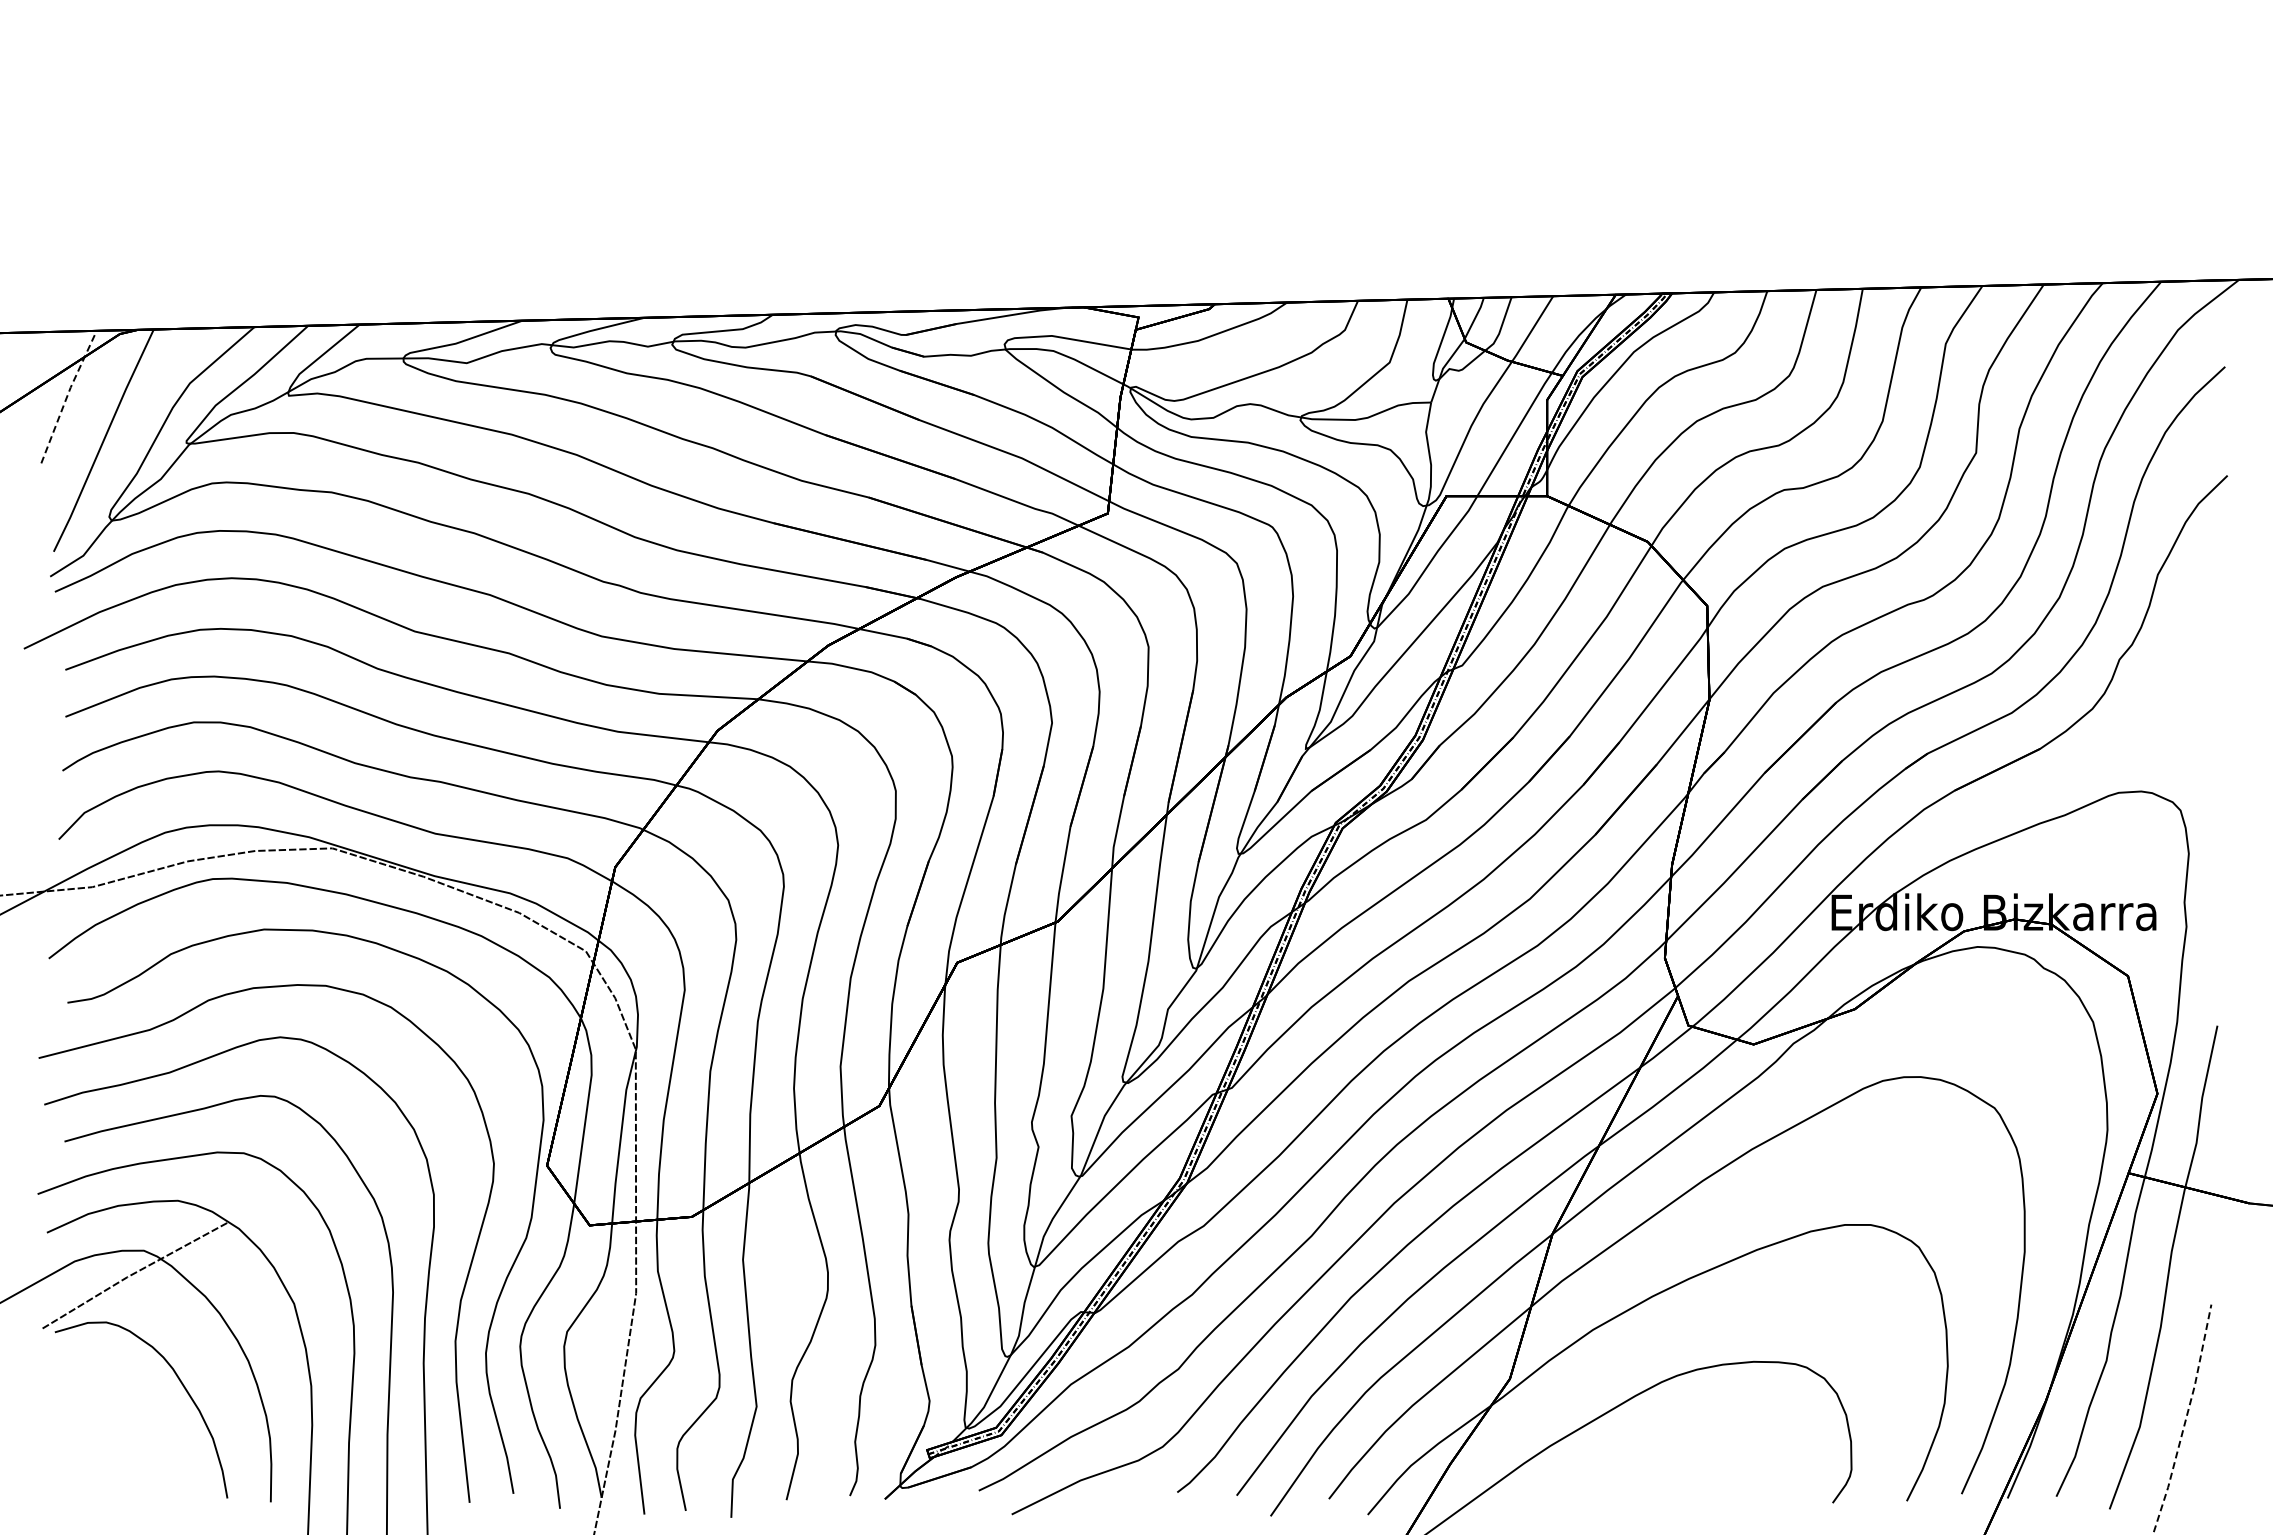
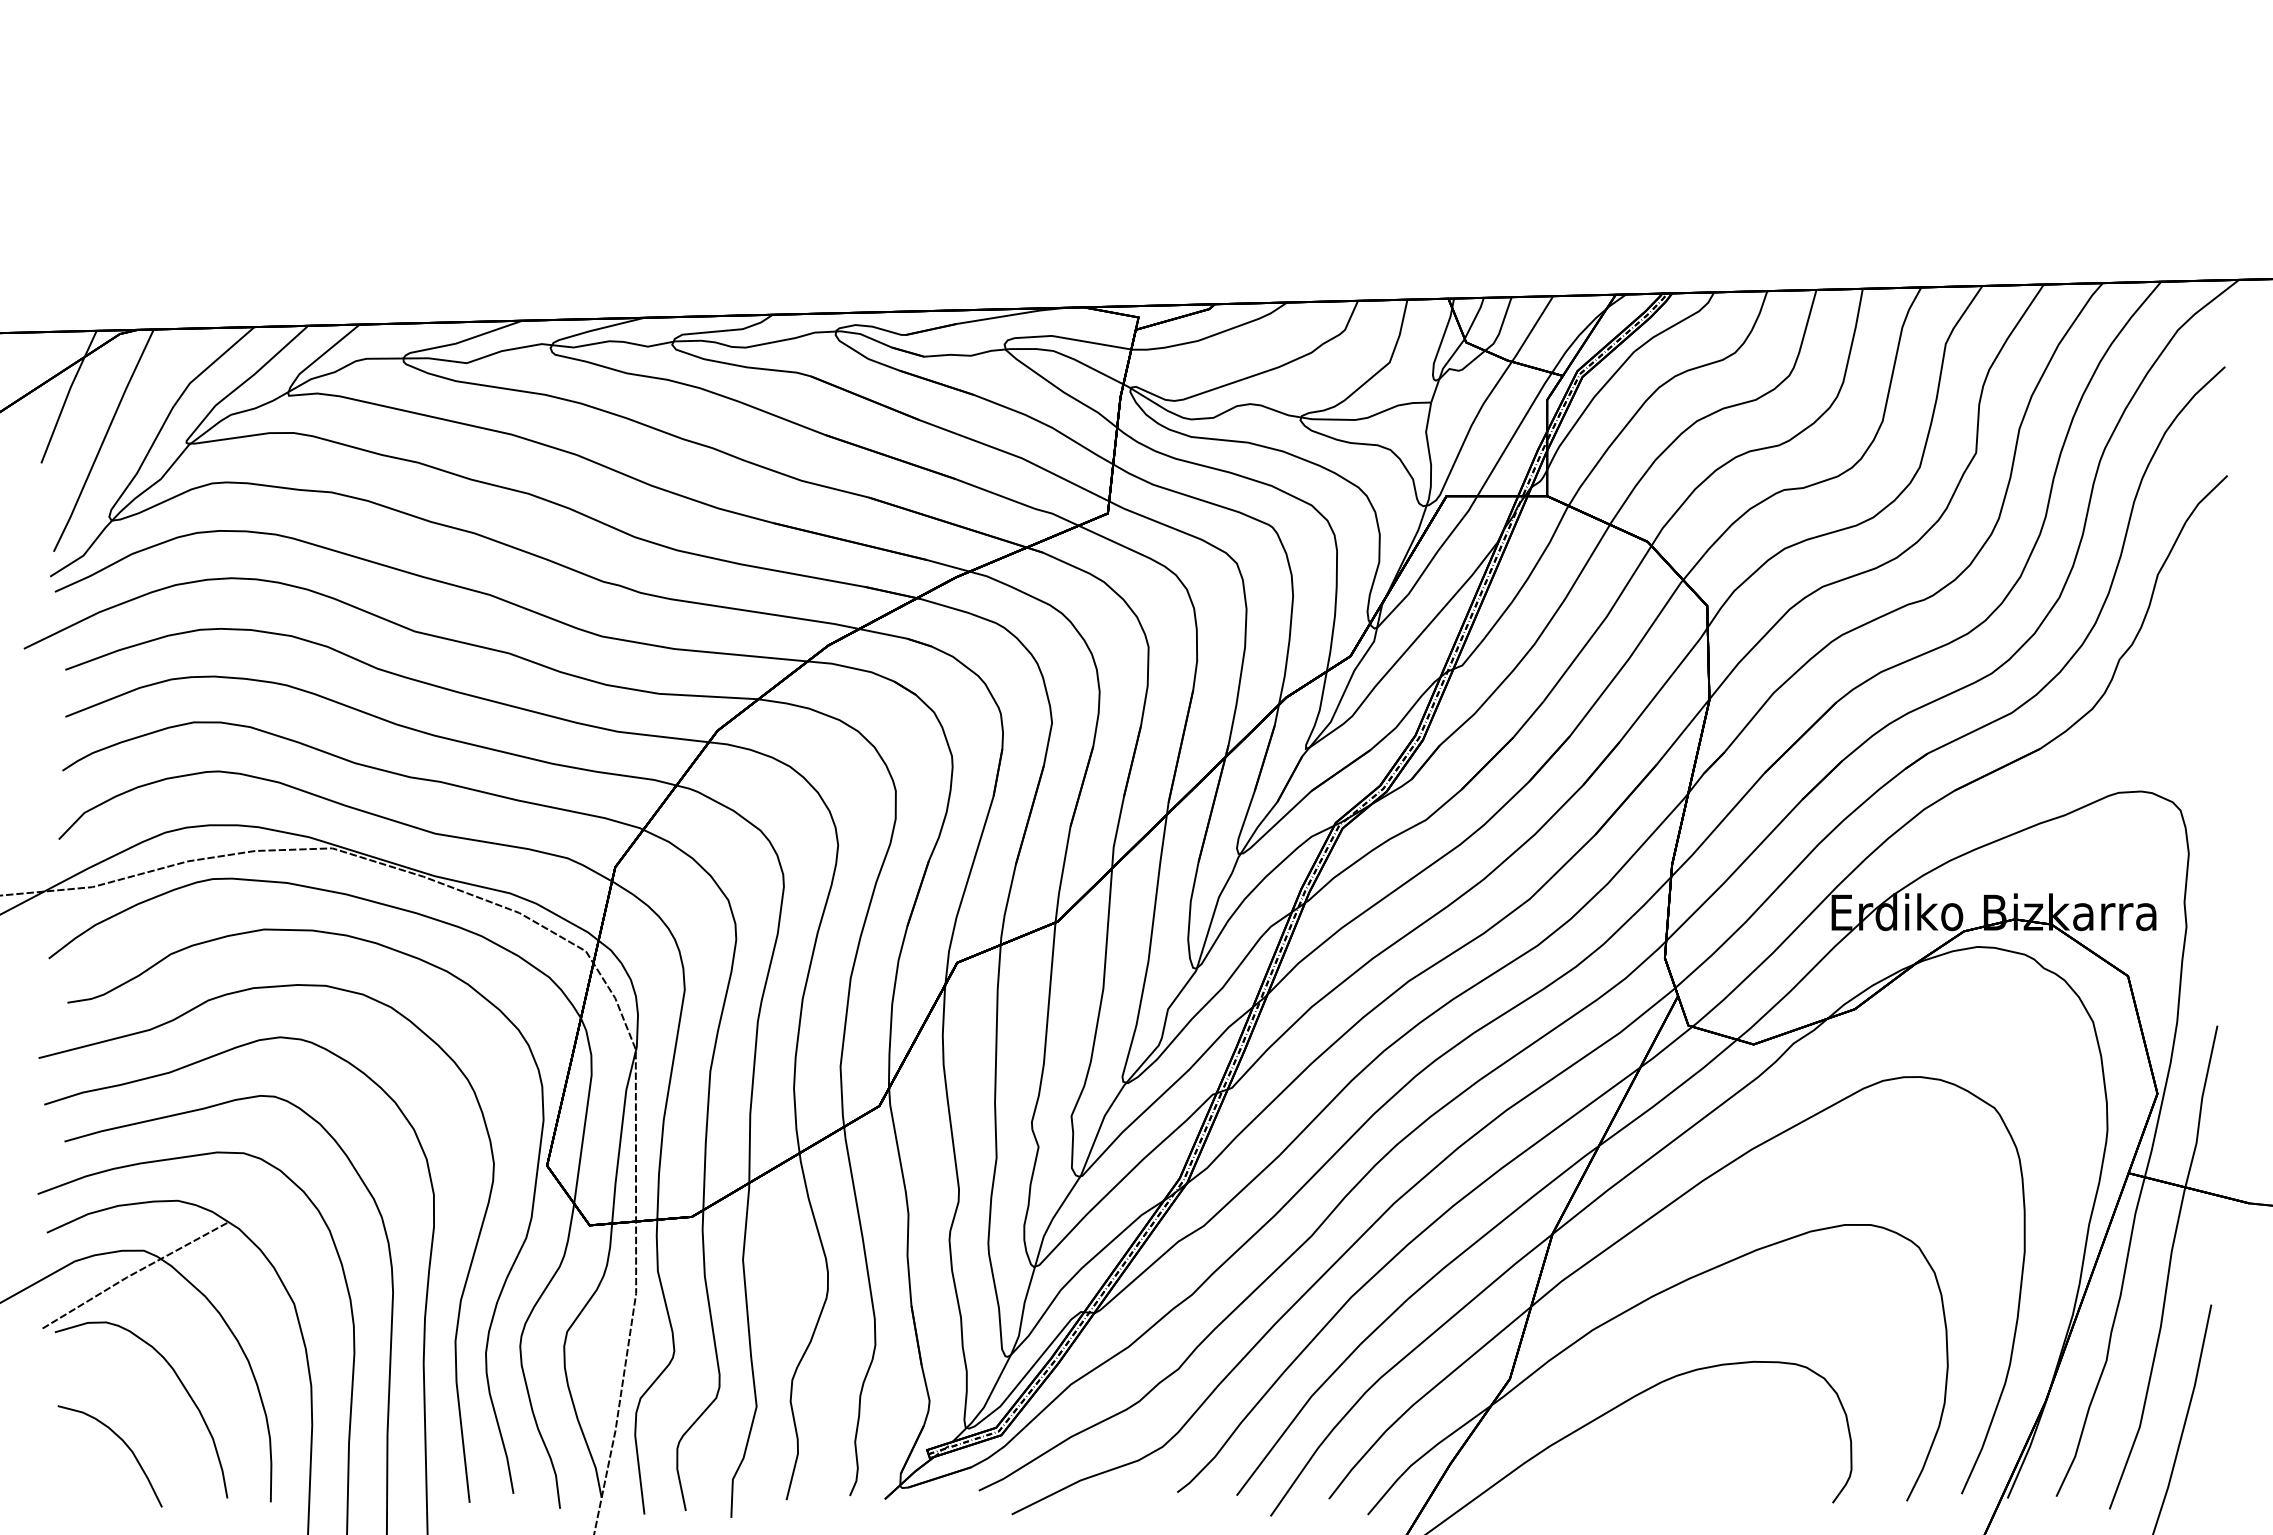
line: dashed -> solid (67, 394)
line: dashed -> solid (2185, 1420)
curve: none -> present (125, 1445)
